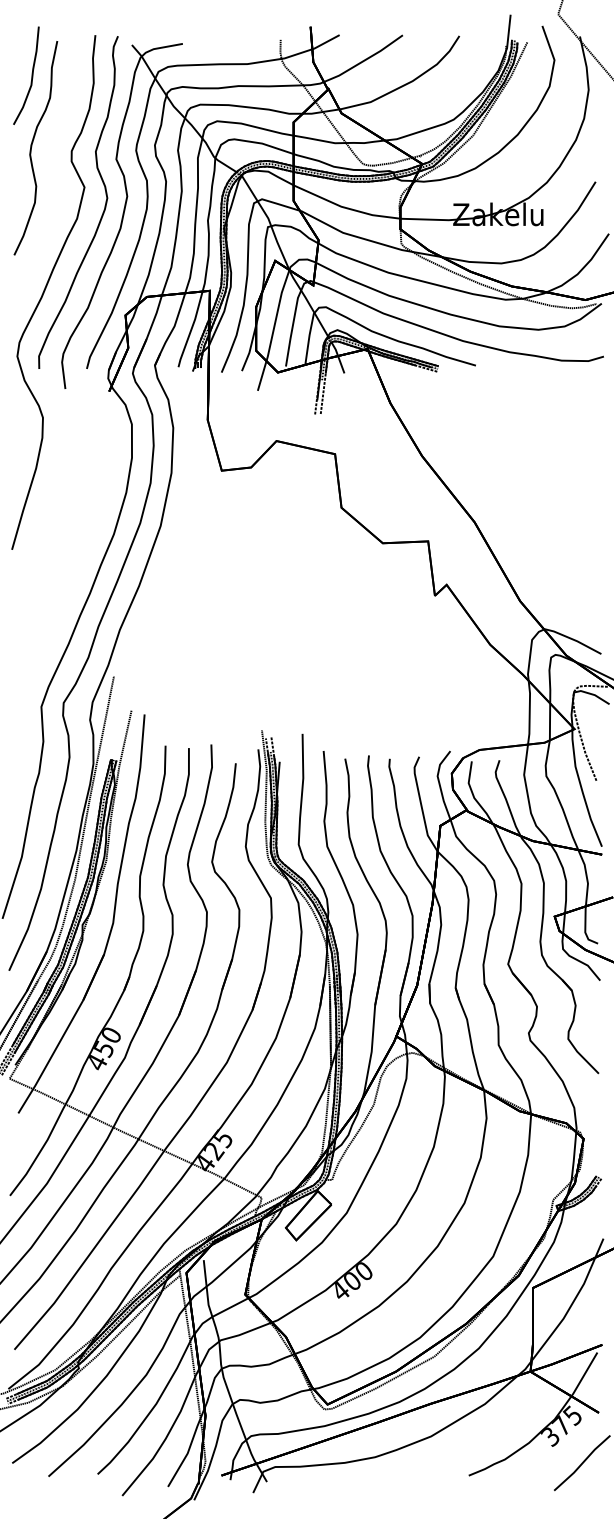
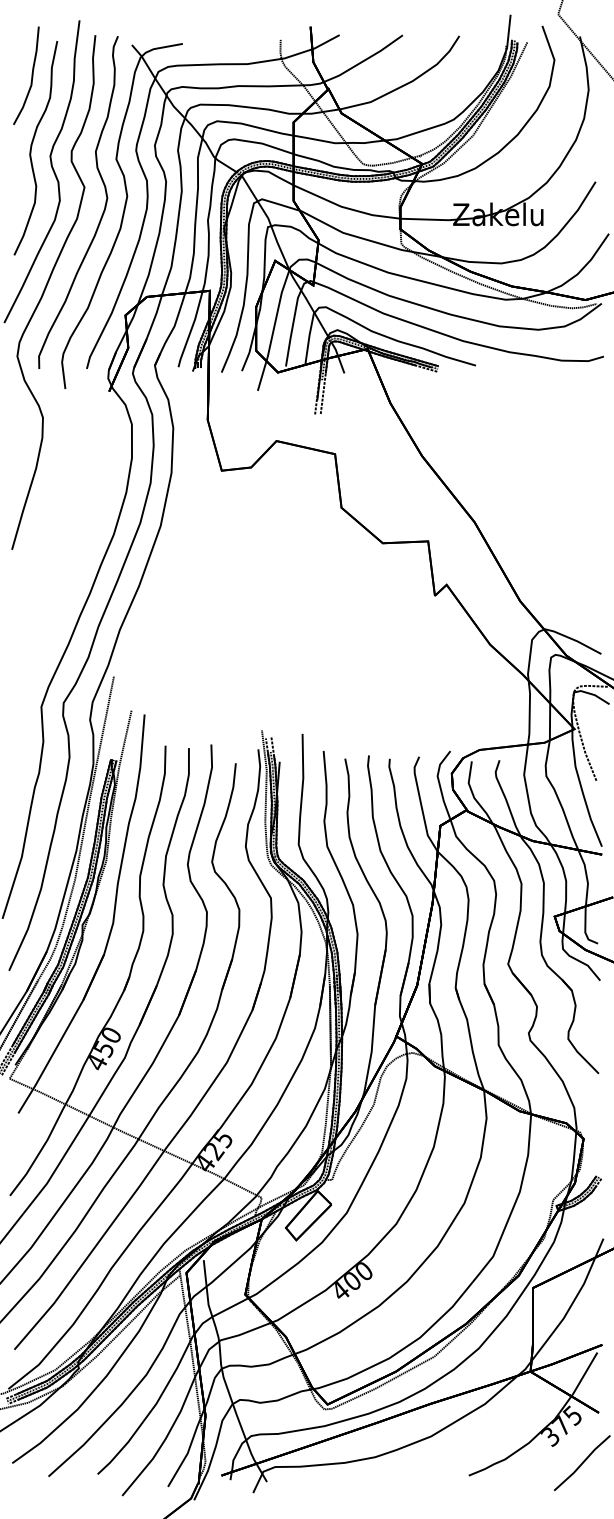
curve: none -> present (51, 168)
